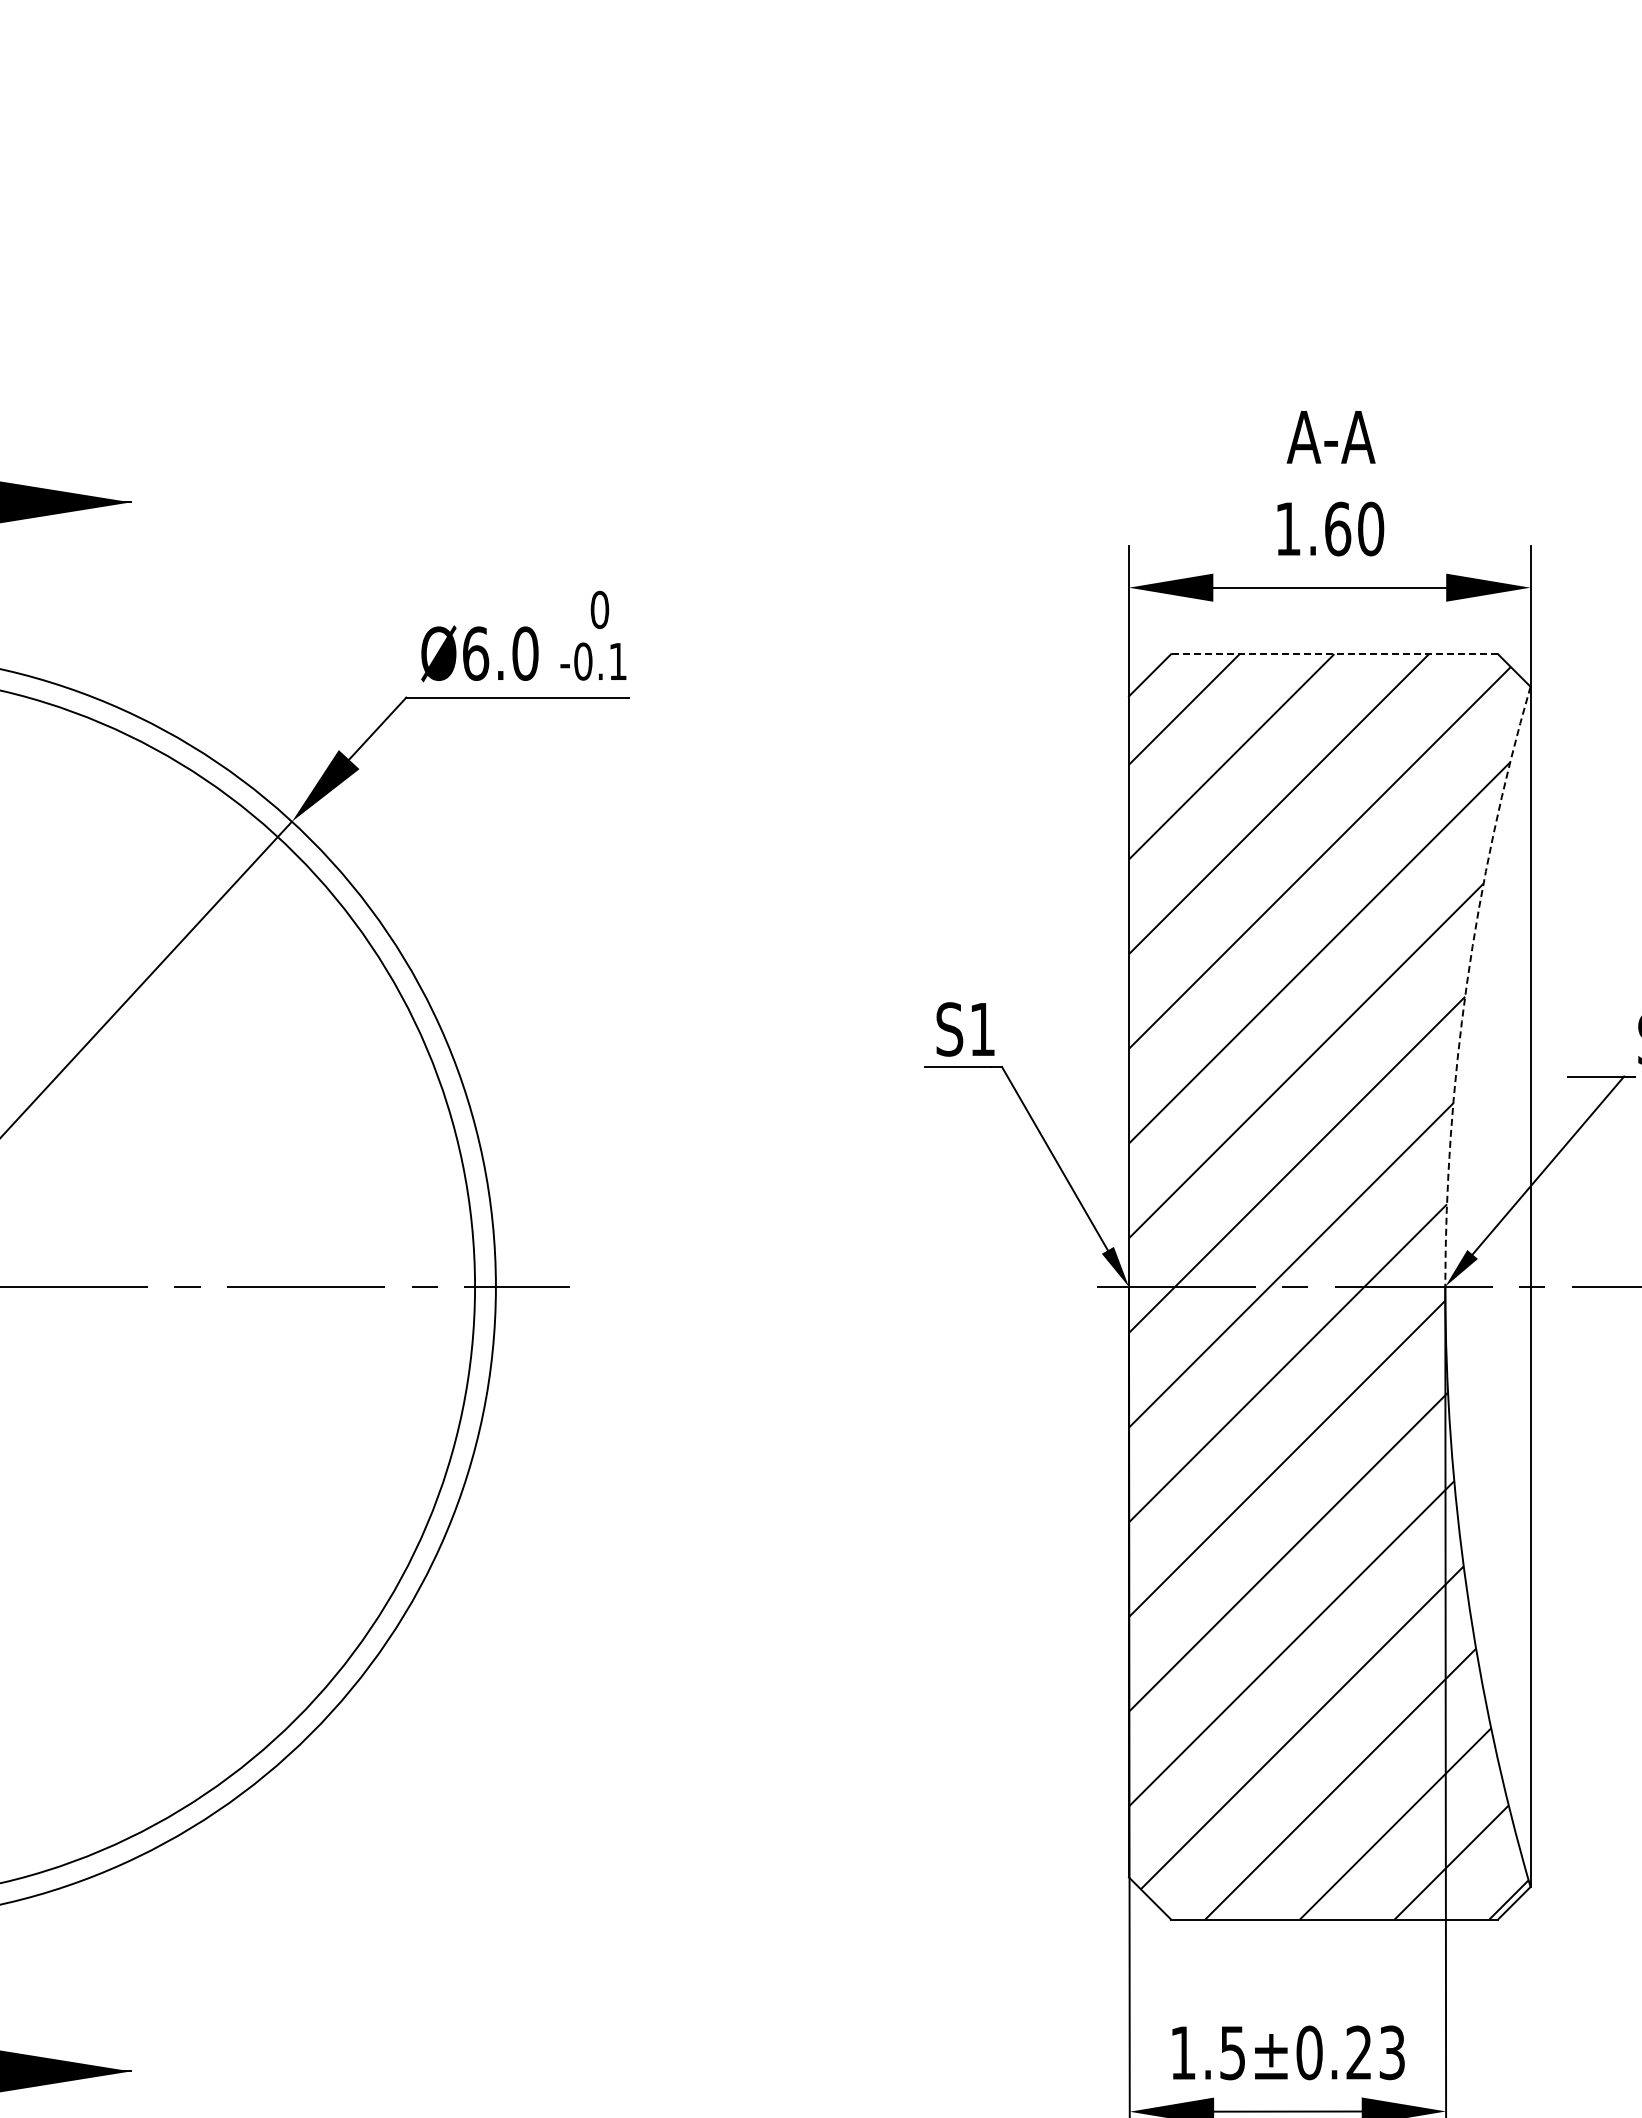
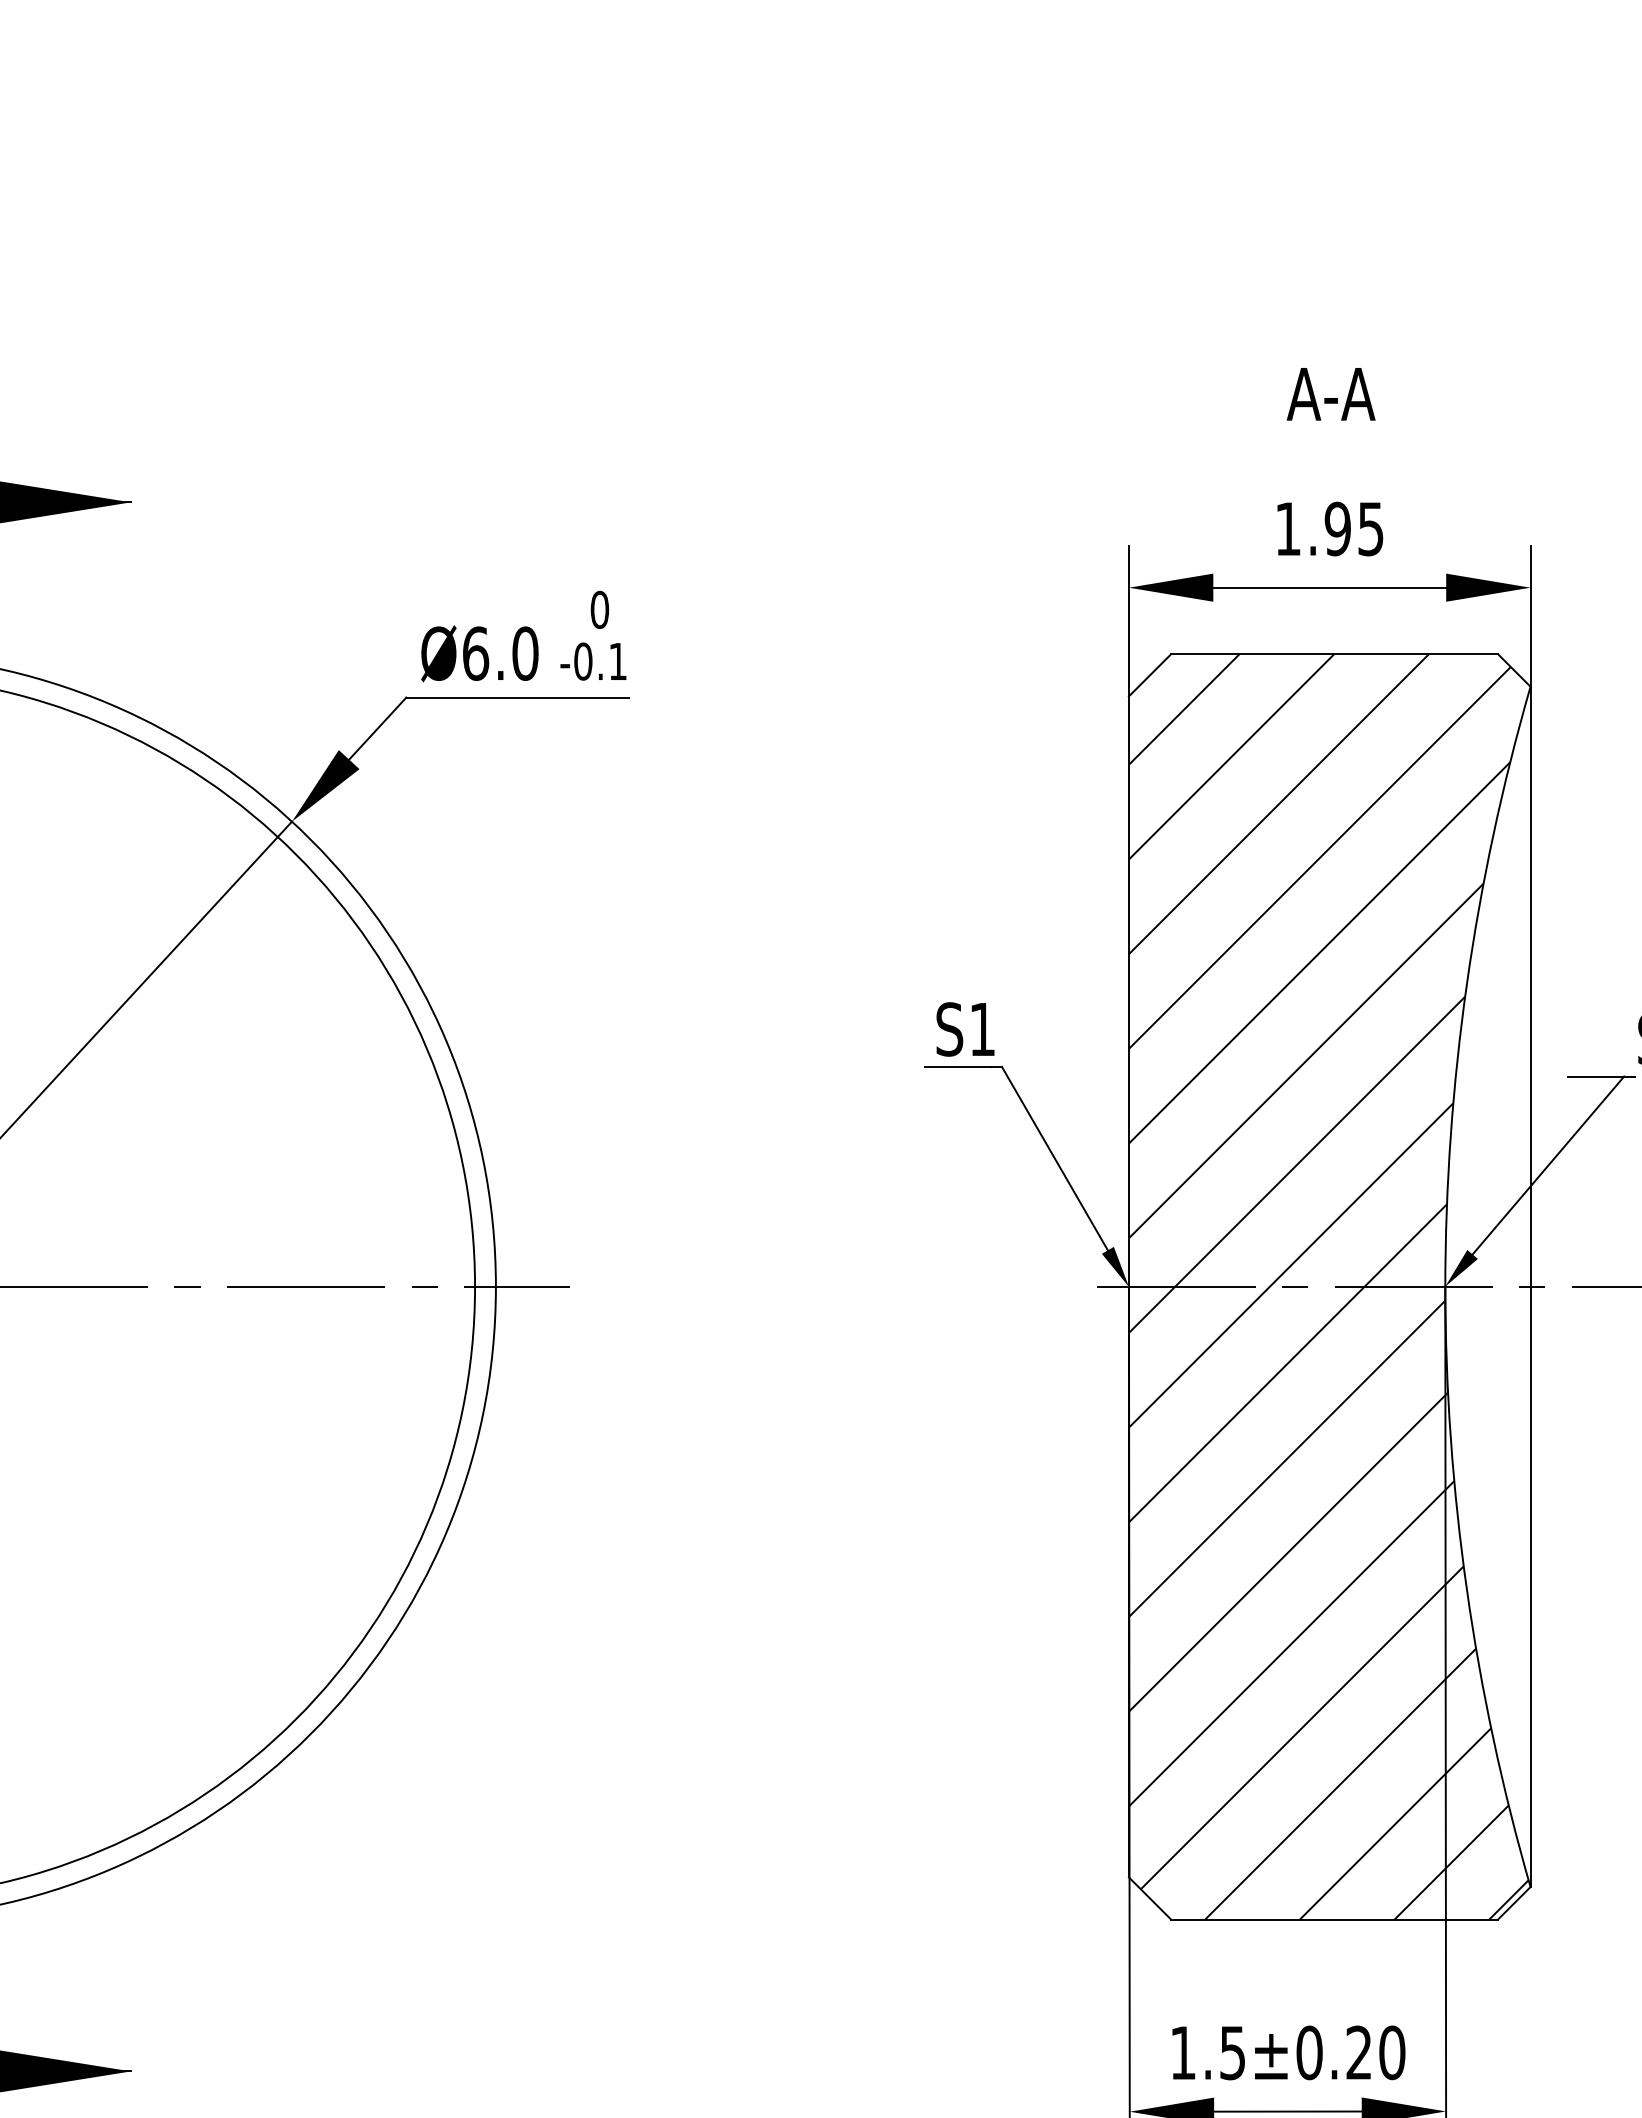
text position: (1330, 437) -> (1330, 394) (1330, 394)
text: 1.60 -> 1.95 (1354, 528)
line: dashed -> solid (1334, 654)
arc: dashed -> solid (1466, 983)
text: 1.5±0.23 -> 1.5±0.20 (1392, 2052)
